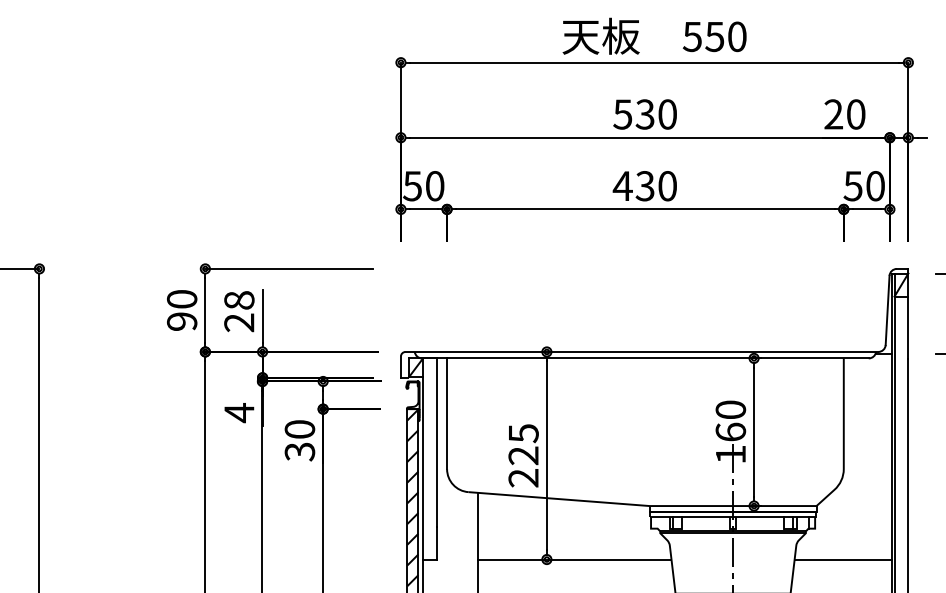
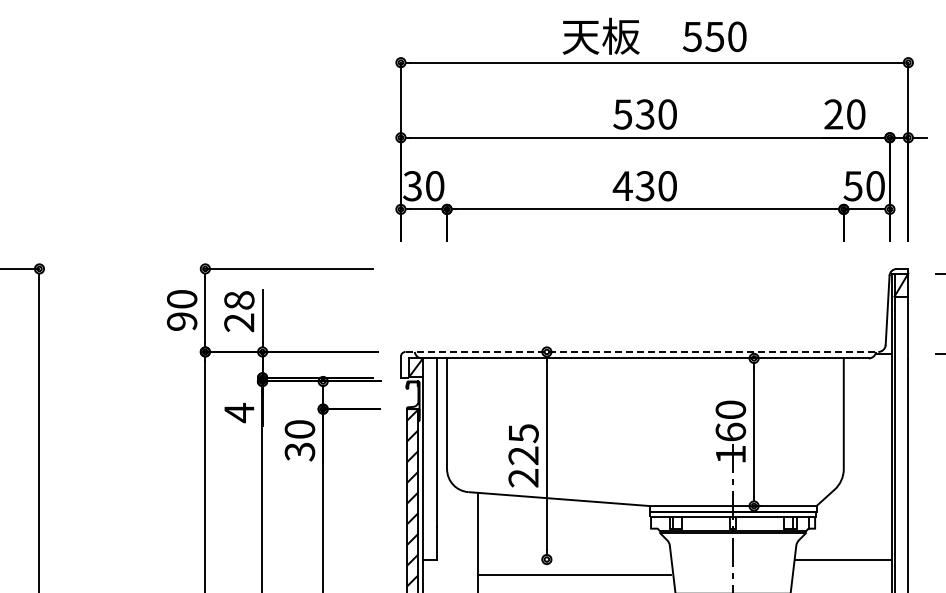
text: 50 -> 30 (412, 185)
line: solid -> dashed (642, 351)
line position: (574, 559) -> (574, 574) (574, 574)
